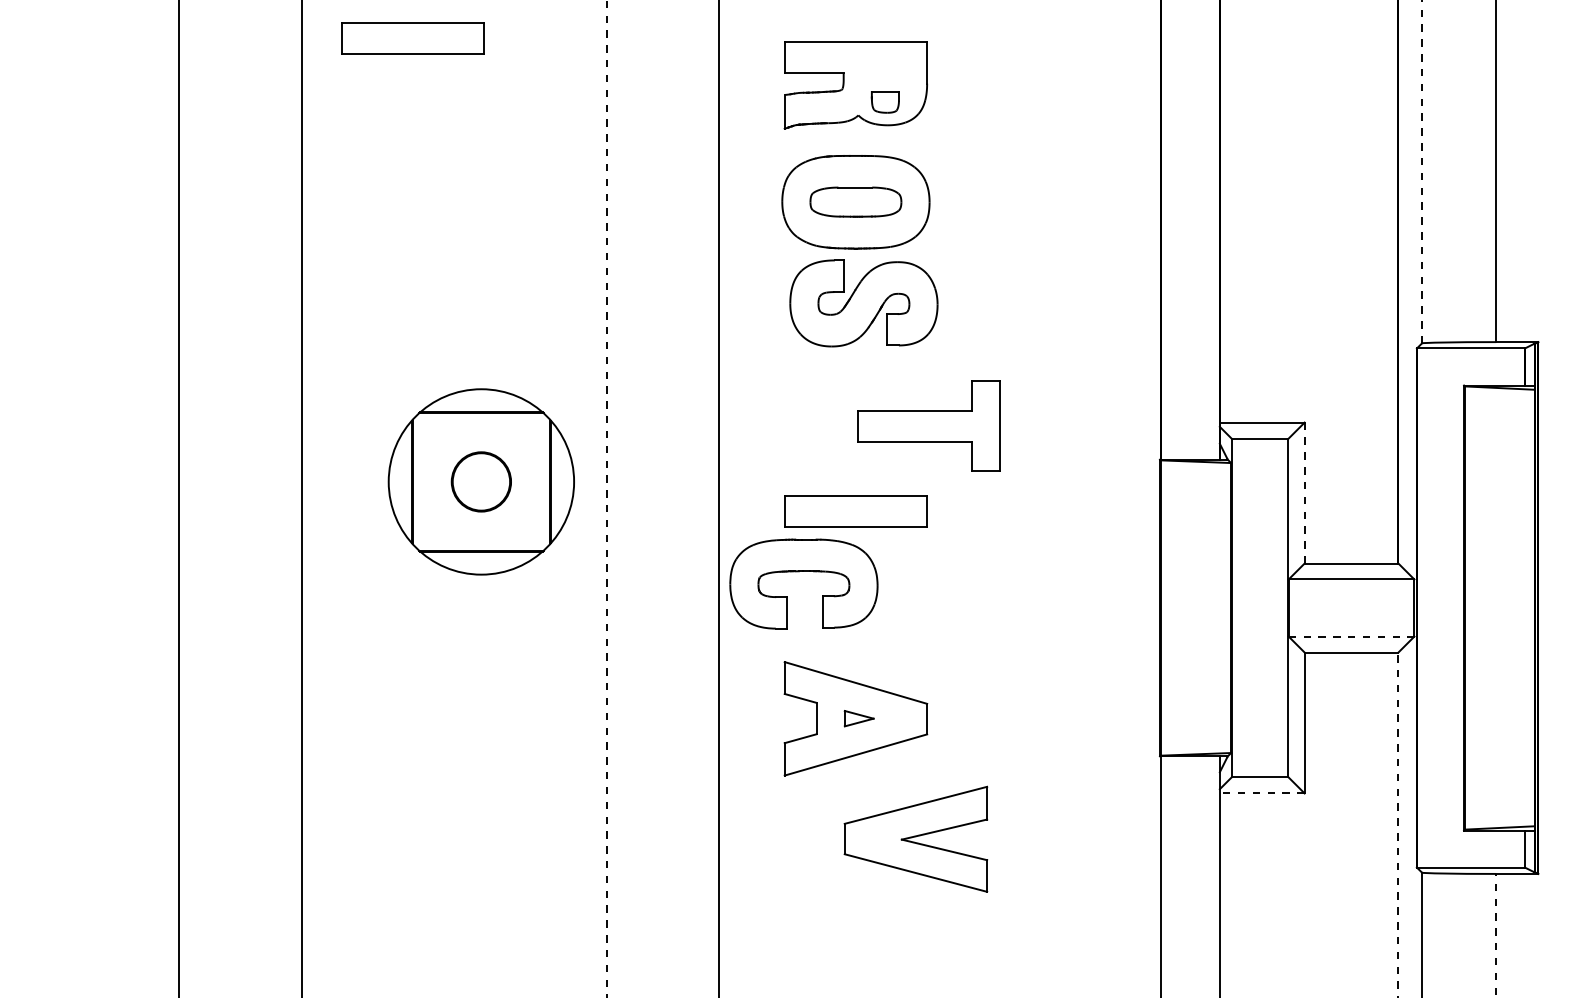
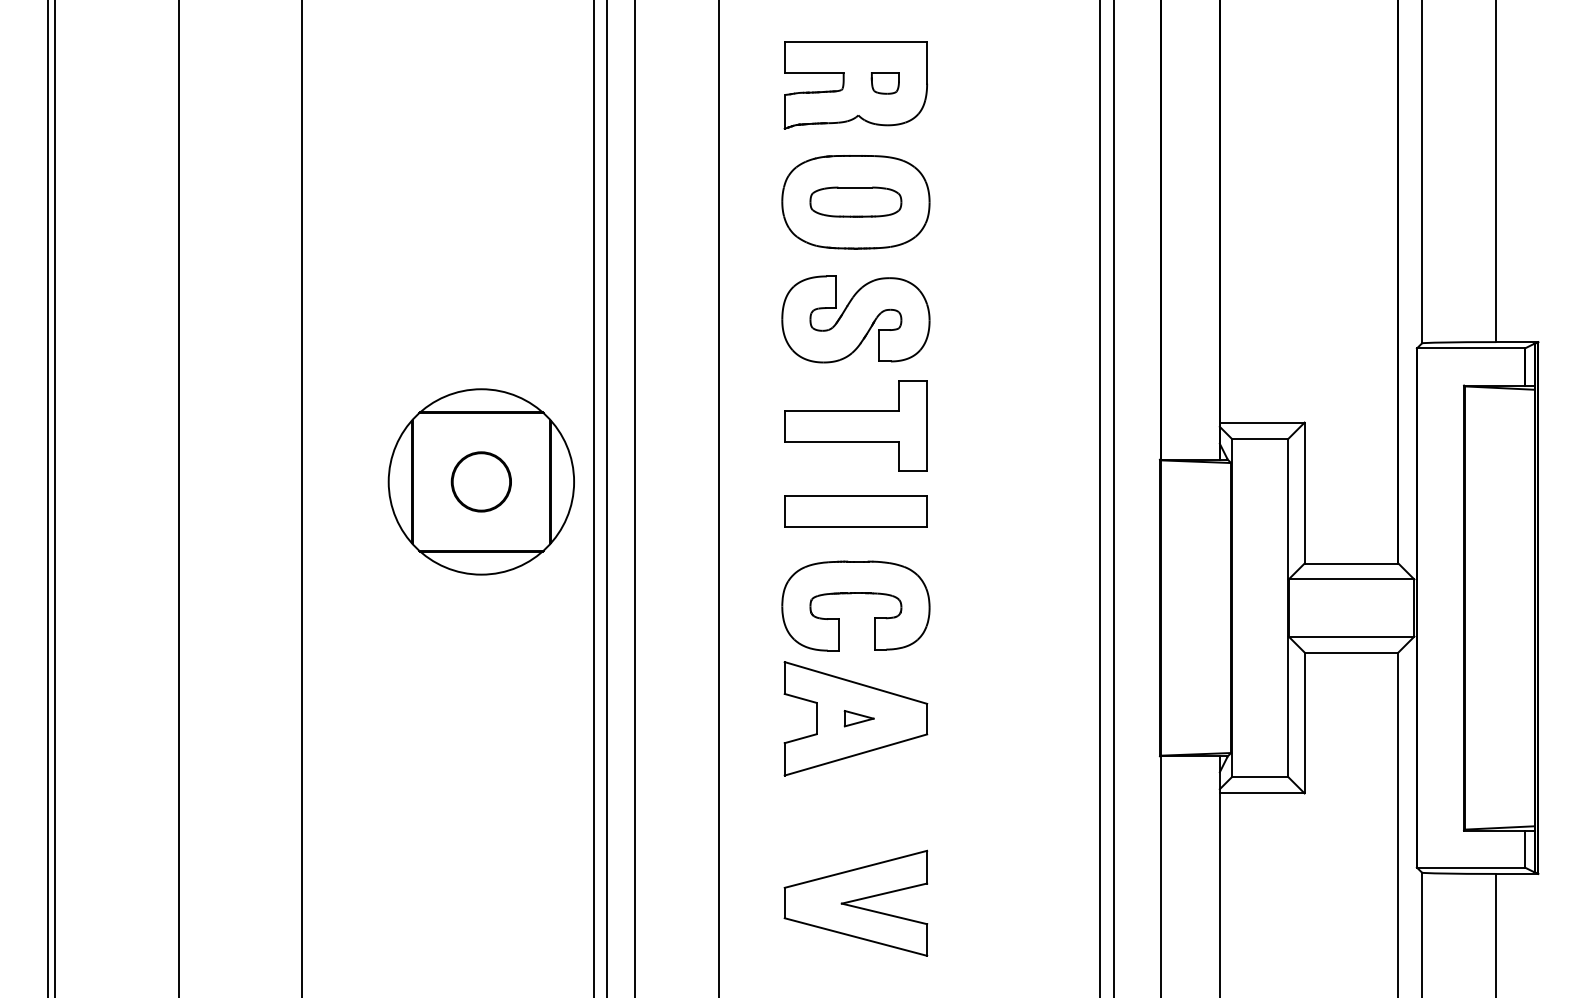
part: present -> none (412, 38)
part position: (884, 102) -> (884, 83) (884, 83)
line: dashed -> solid (1422, 171)
part position: (863, 303) -> (855, 319) (855, 319)
part position: (928, 425) -> (855, 425) (855, 425)
line: dashed -> solid (1304, 493)
line: none -> present (47, 498)
line: none -> present (54, 498)
line: none -> present (594, 498)
line: dashed -> solid (607, 498)
line: none -> present (635, 498)
line: none -> present (1099, 498)
line: none -> present (1114, 498)
part position: (799, 572) -> (851, 594) (851, 594)
line: dashed -> solid (1351, 636)
line: dashed -> solid (1261, 793)
line: dashed -> solid (1398, 824)
part position: (915, 838) -> (855, 902) (855, 902)
line: dashed -> solid (1496, 935)
